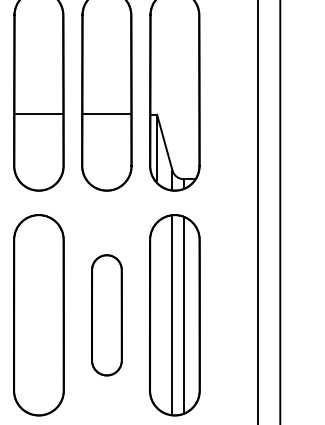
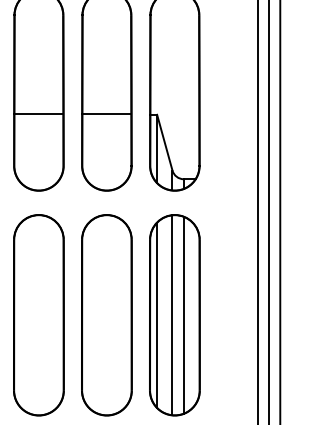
line: none -> present (269, 211)
line: none -> present (157, 314)
part size: 32x123 px -> 52x203 px (106, 315)
